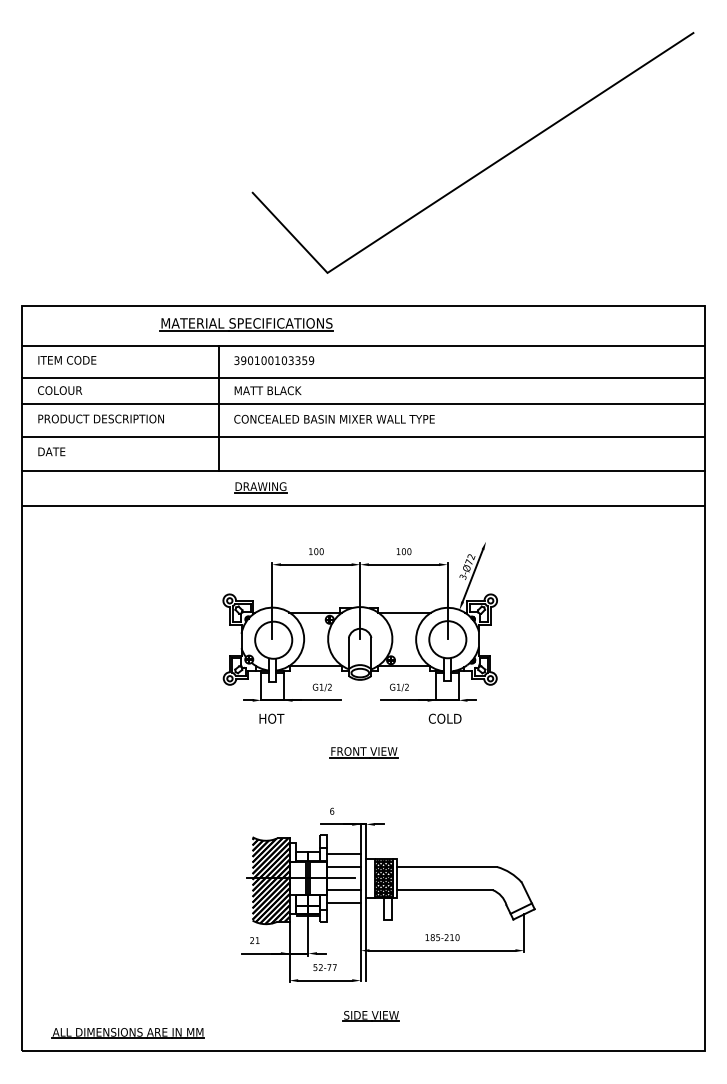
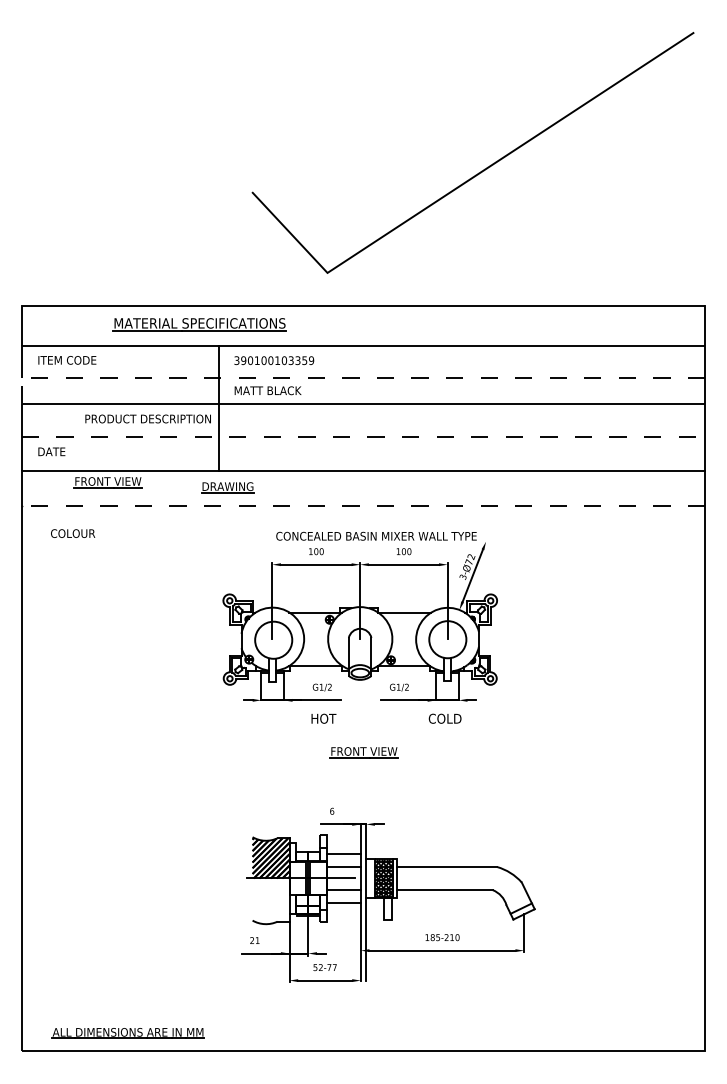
part position: (246, 324) -> (199, 324) (199, 324)
line: solid -> dashed (349, 377)
text position: (60, 390) -> (73, 533) (73, 533)
text position: (100, 418) -> (147, 418) (147, 418)
text position: (334, 418) -> (376, 535) (376, 535)
line: solid -> dashed (363, 437)
part: none -> present (107, 482)
part position: (260, 487) -> (227, 487) (227, 487)
line: solid -> dashed (362, 505)
text position: (271, 718) -> (323, 718) (323, 718)
hatch: present -> none (270, 901)
part: present -> none (370, 1016)
